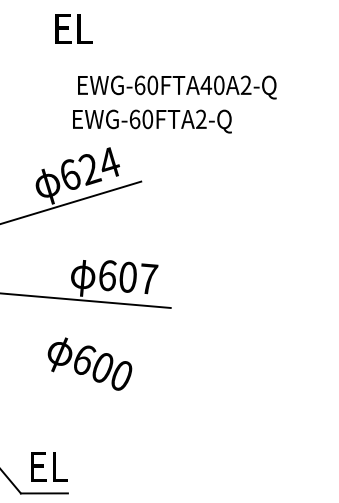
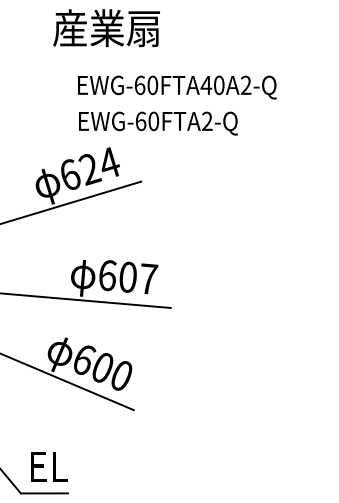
text: EL -> 産業扇 (106, 28)
text position: (152, 121) -> (158, 123) (158, 123)
line: none -> present (67, 382)
